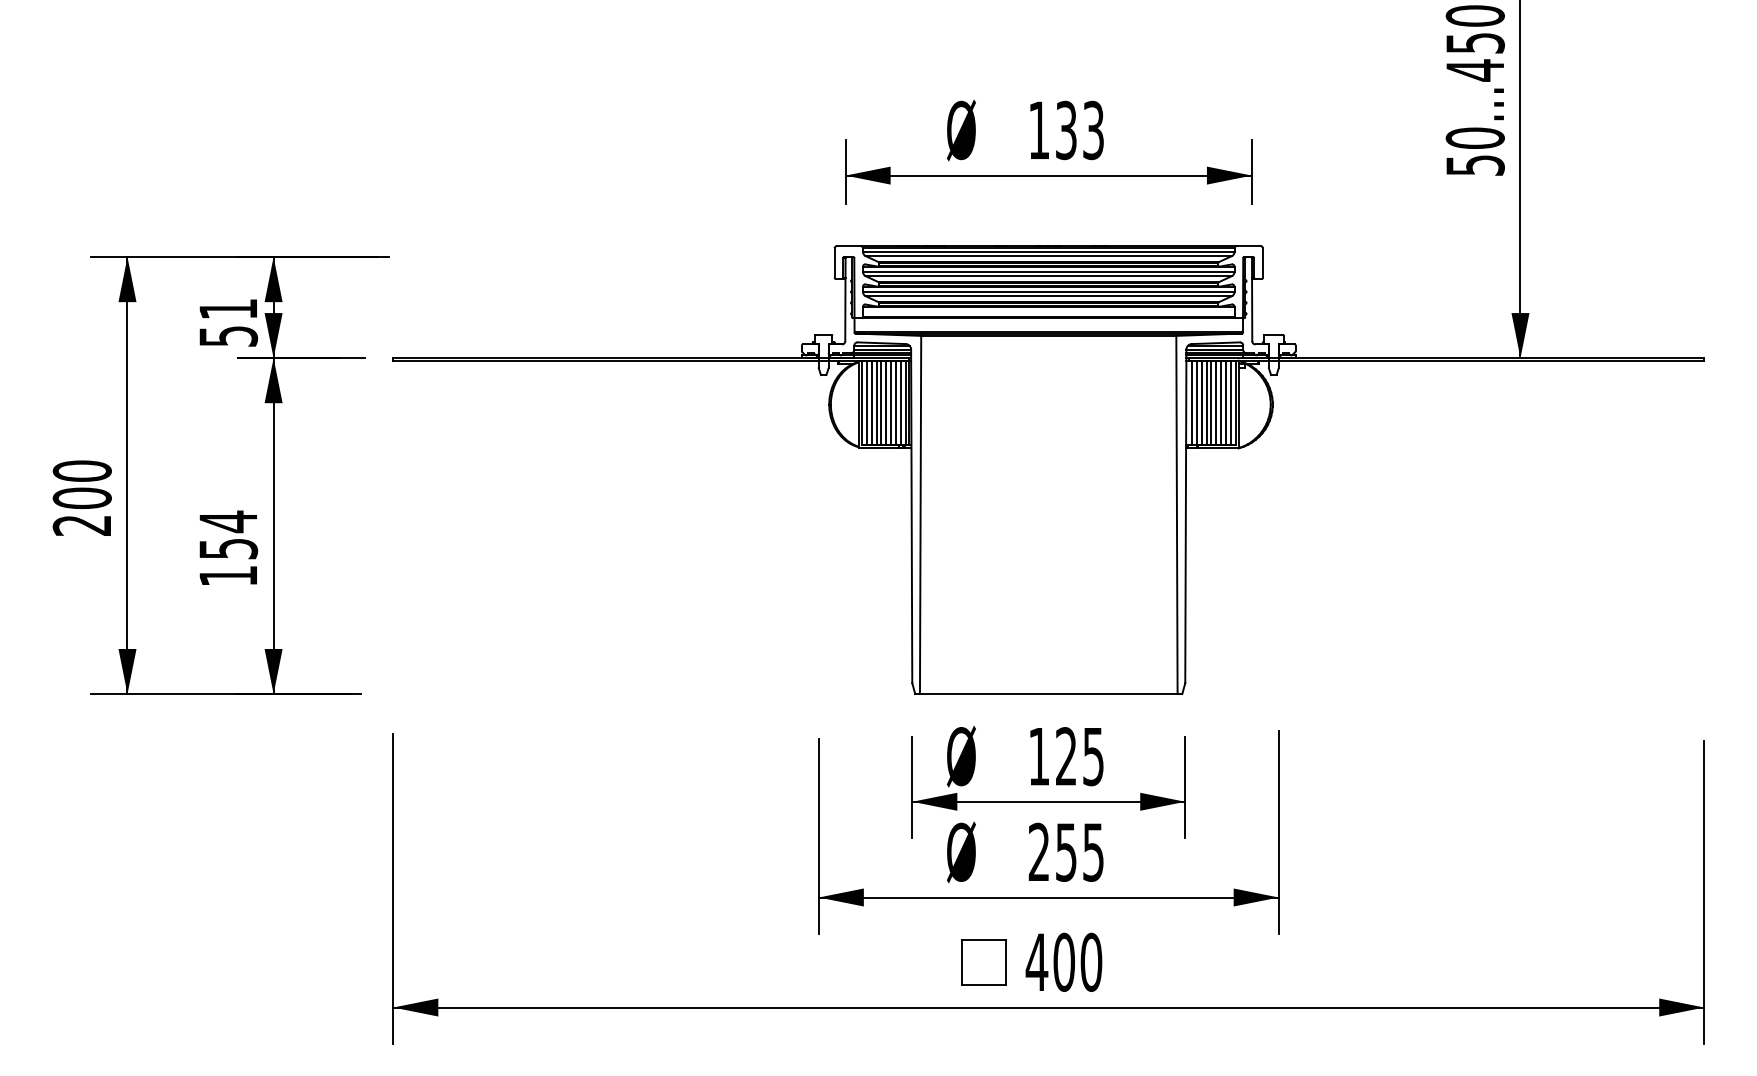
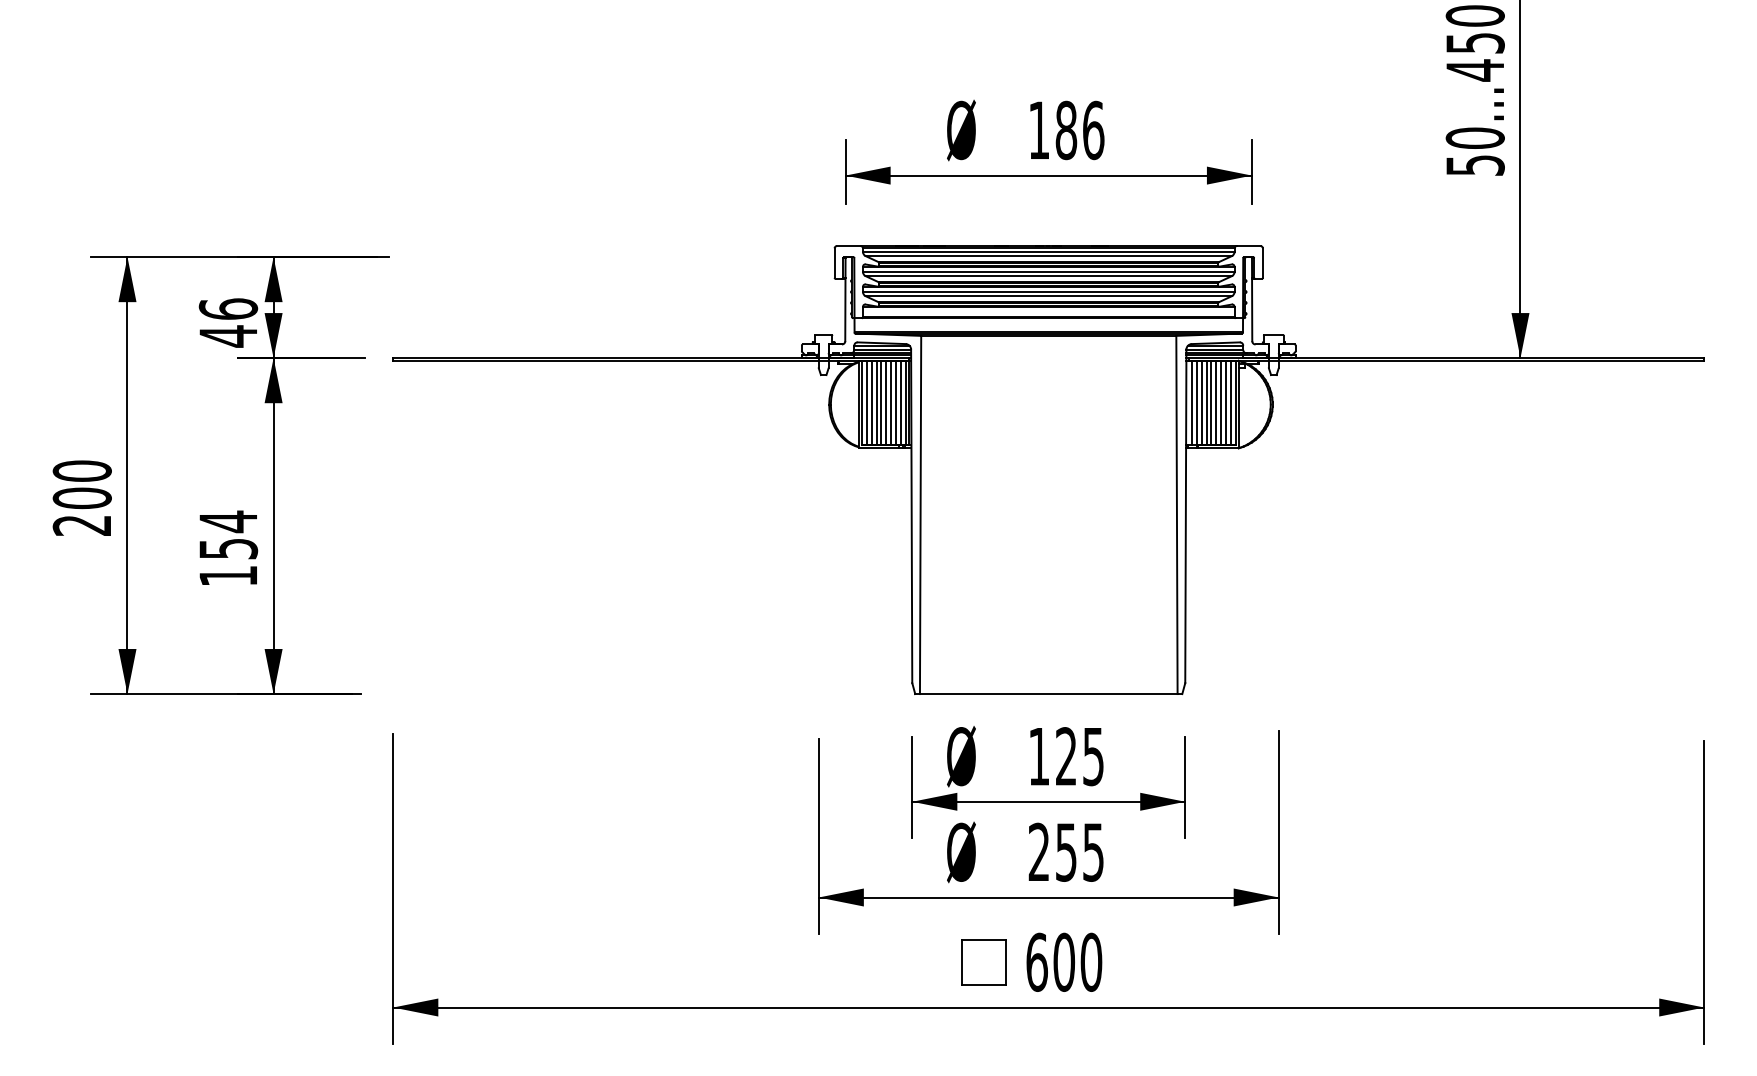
text: 133 -> 186 (1079, 130)
text: 51 -> 46 (228, 322)
text: 400 -> 600 (1036, 961)
